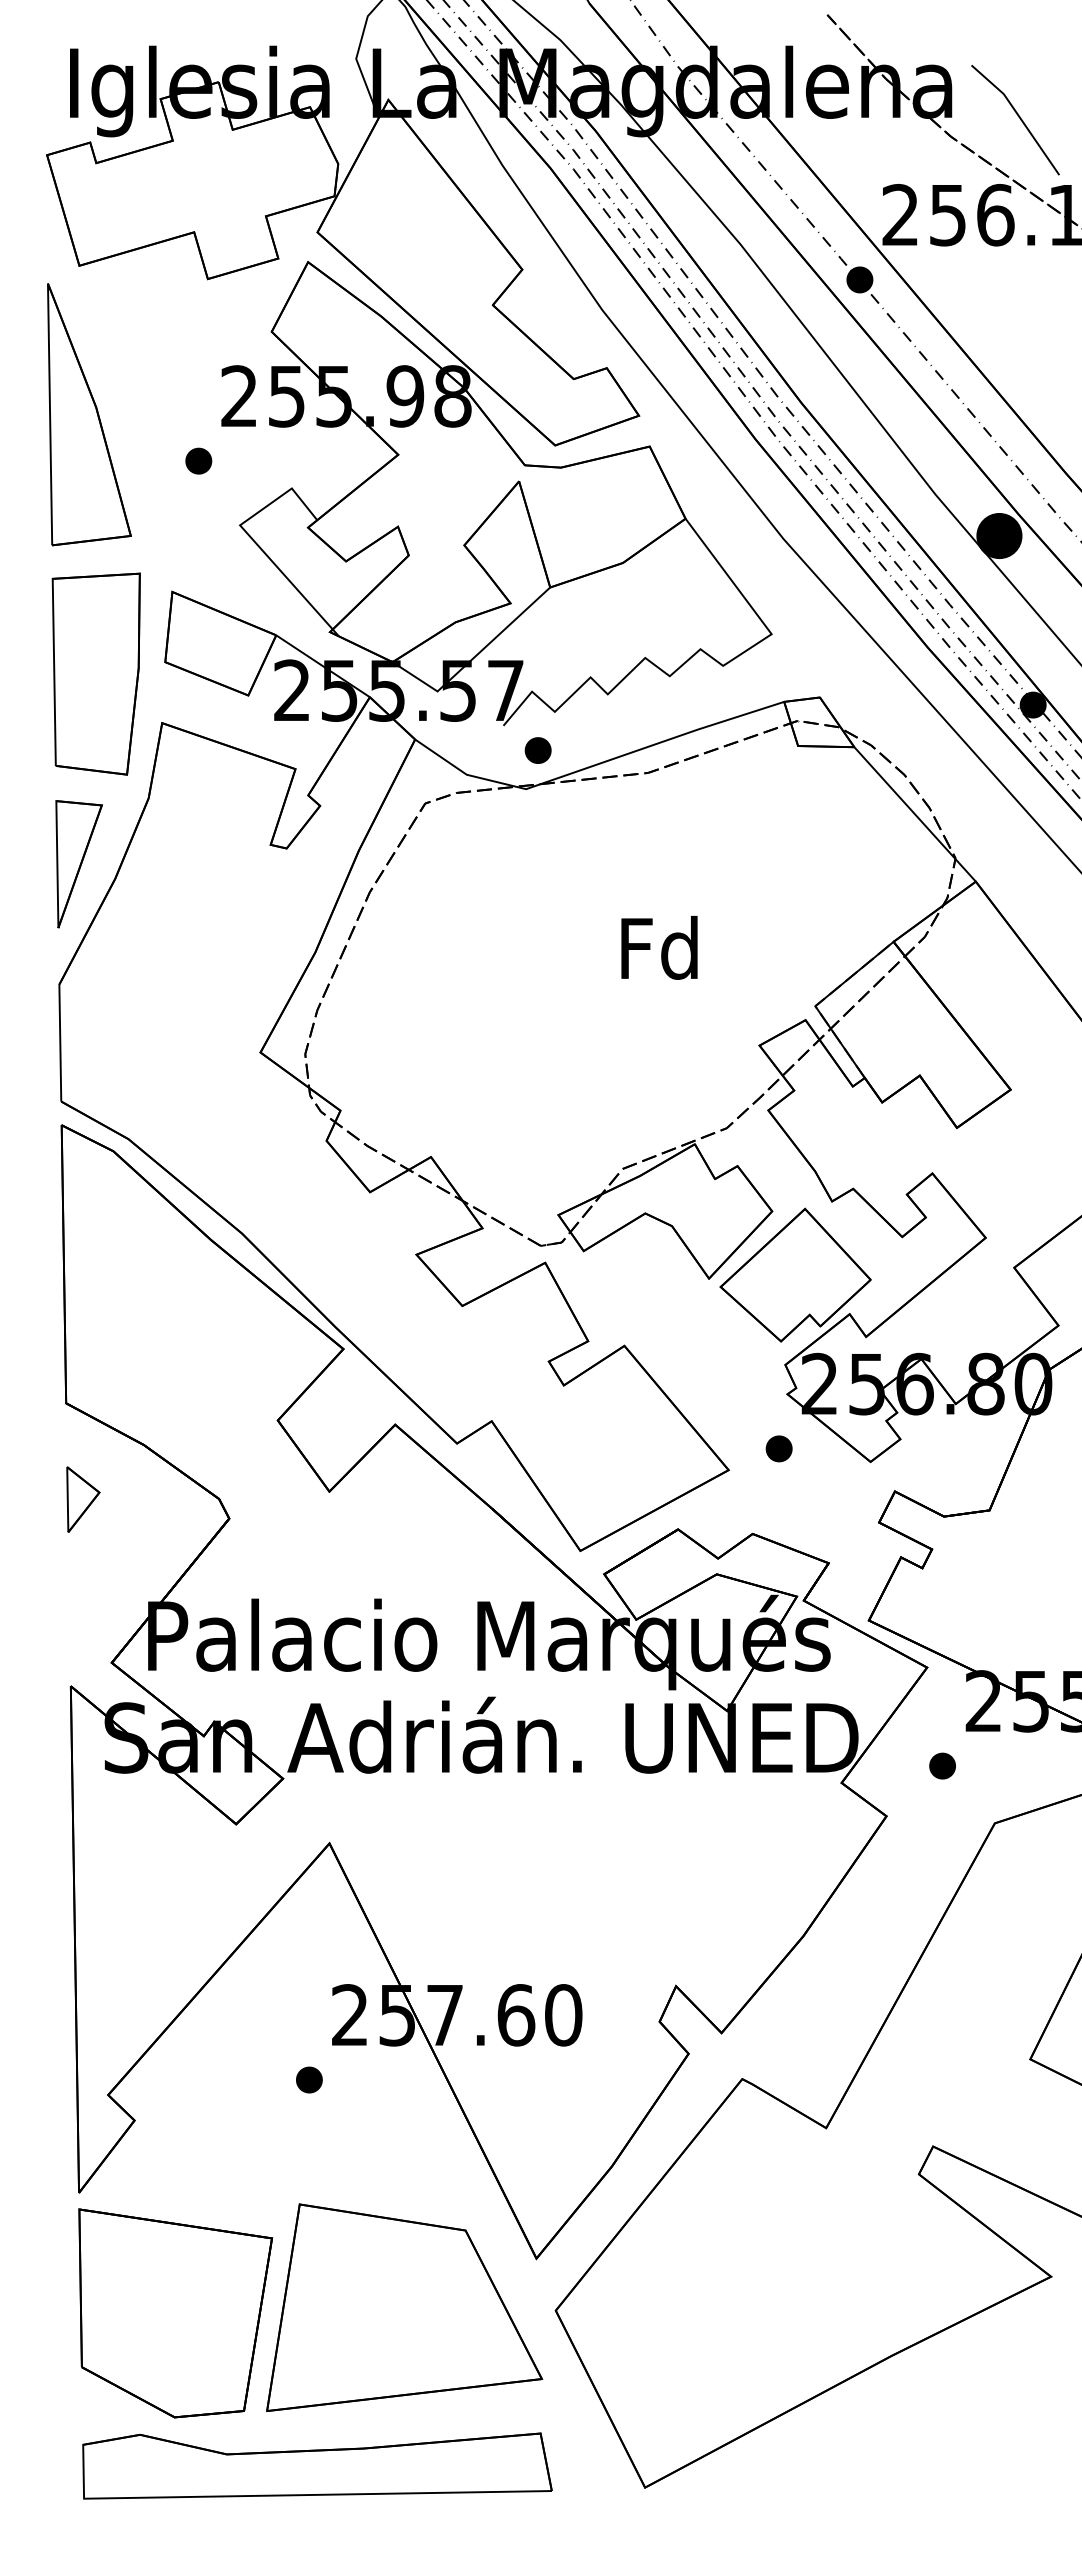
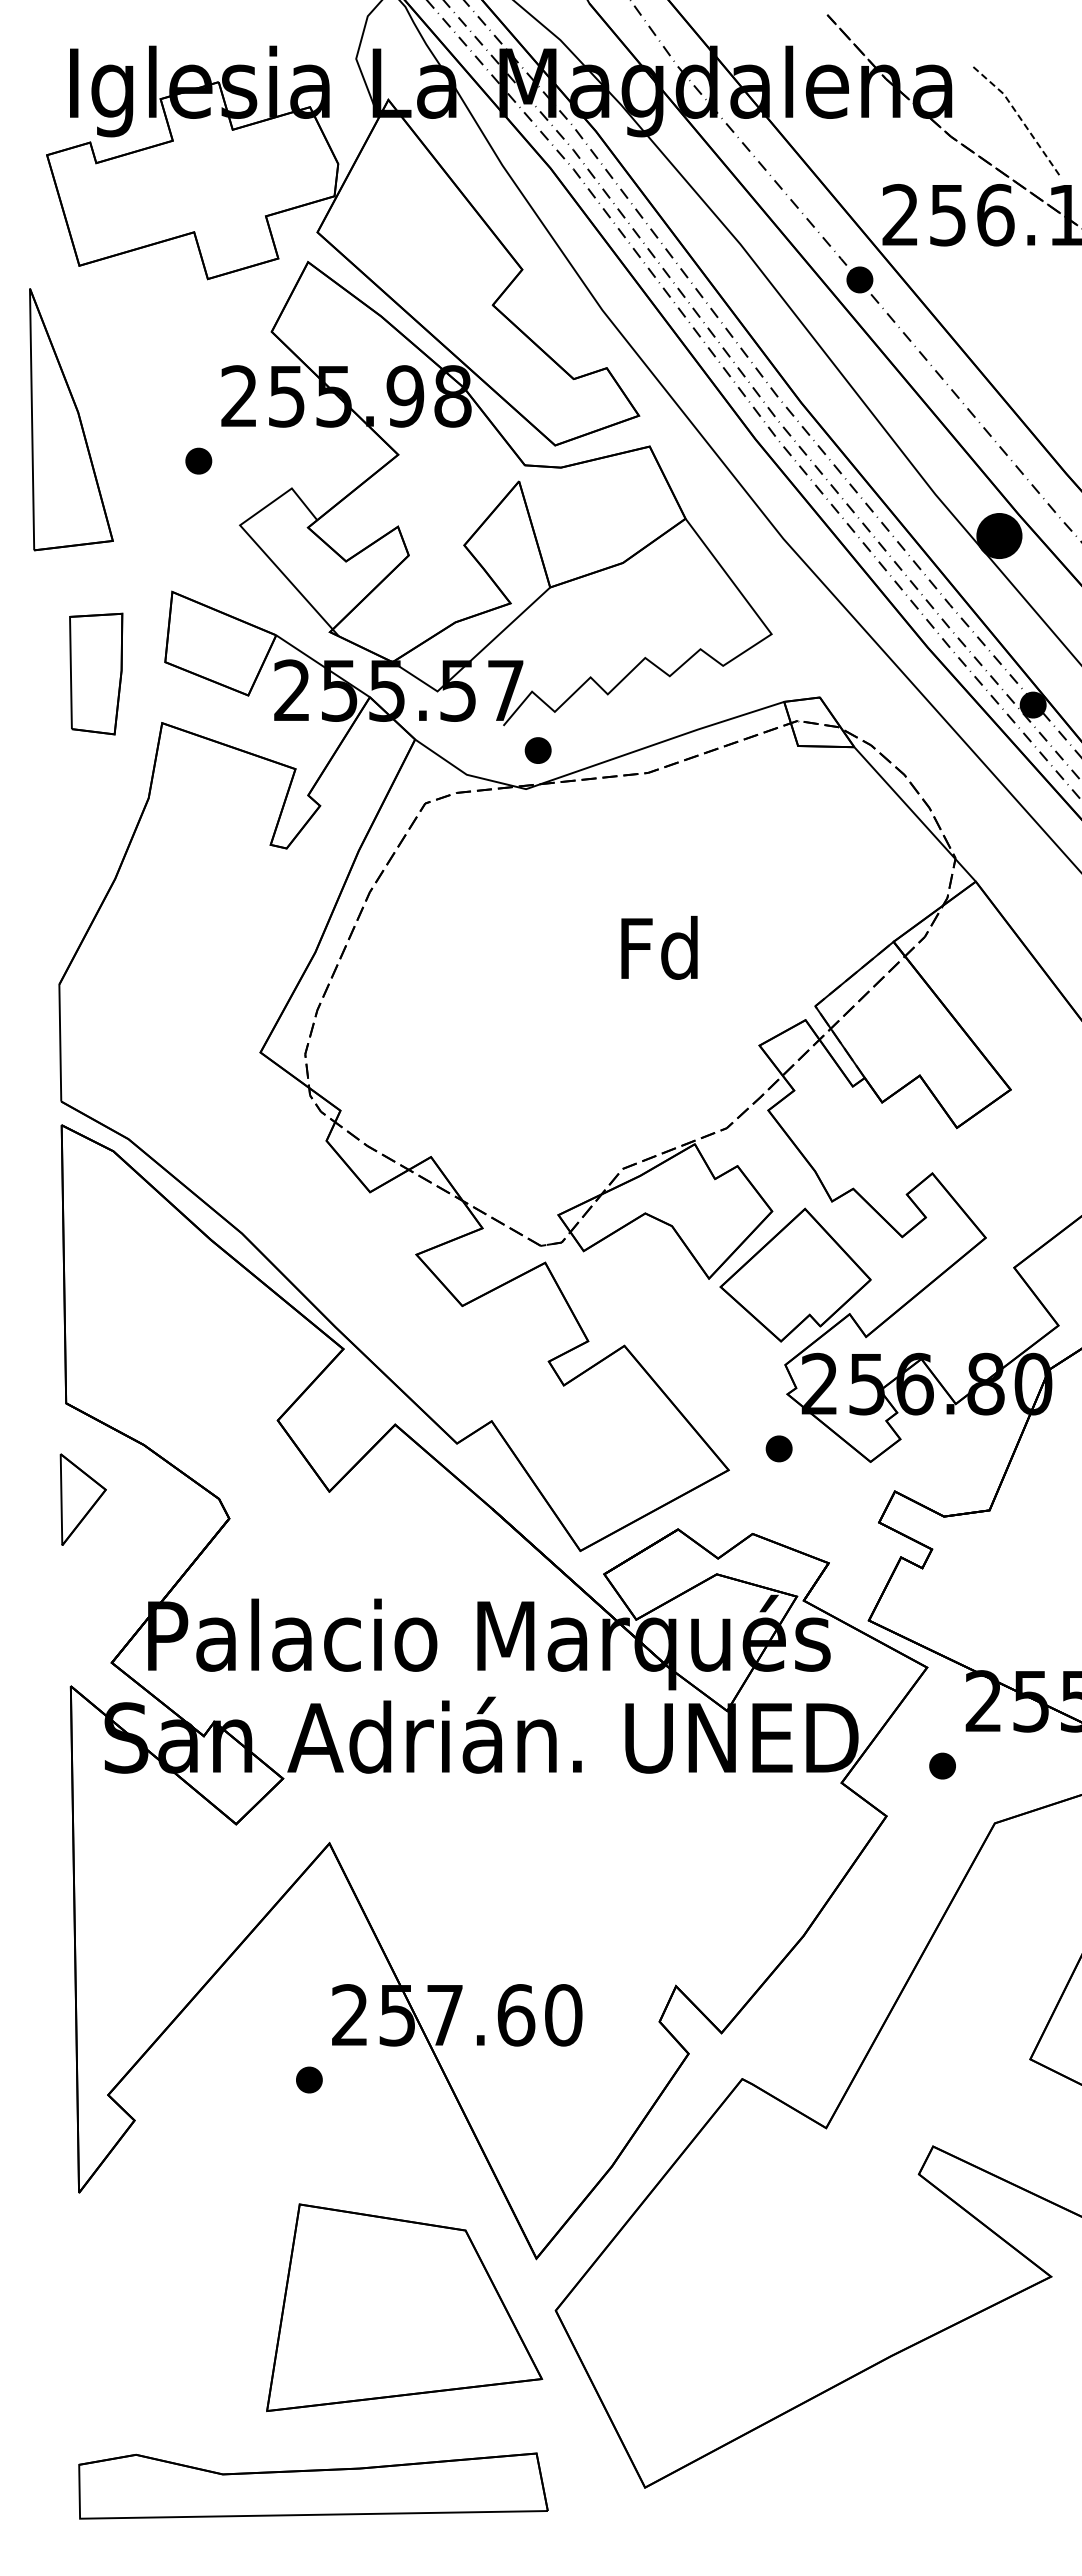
line: solid -> dashed (1018, 116)
part position: (89, 414) -> (71, 419) (71, 419)
part size: 90x204 px -> 55x124 px (96, 673)
part: present -> none (78, 864)
part size: 35x67 px -> 48x93 px (82, 1499)
part: present -> none (175, 2313)
part position: (317, 2465) -> (313, 2485) (313, 2485)
